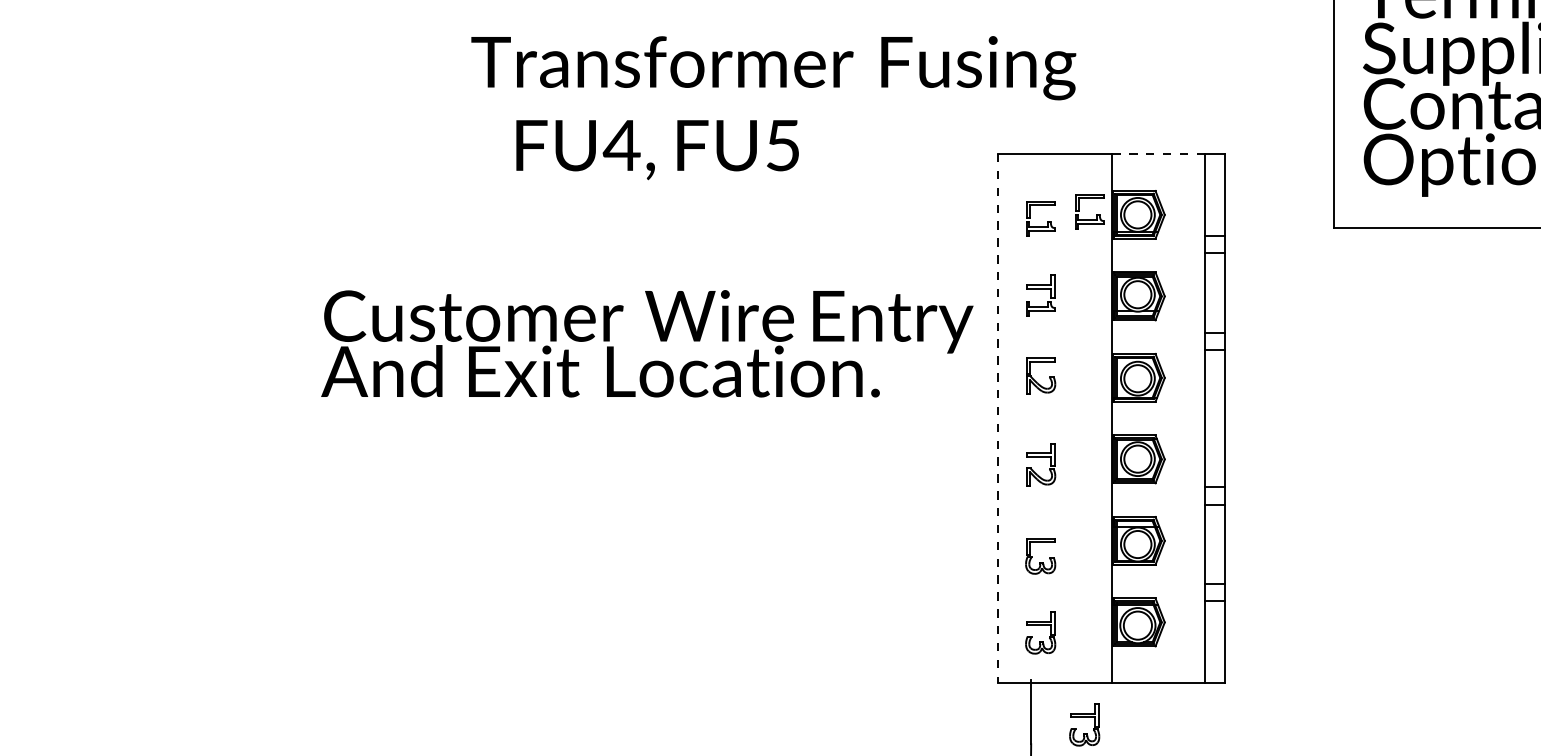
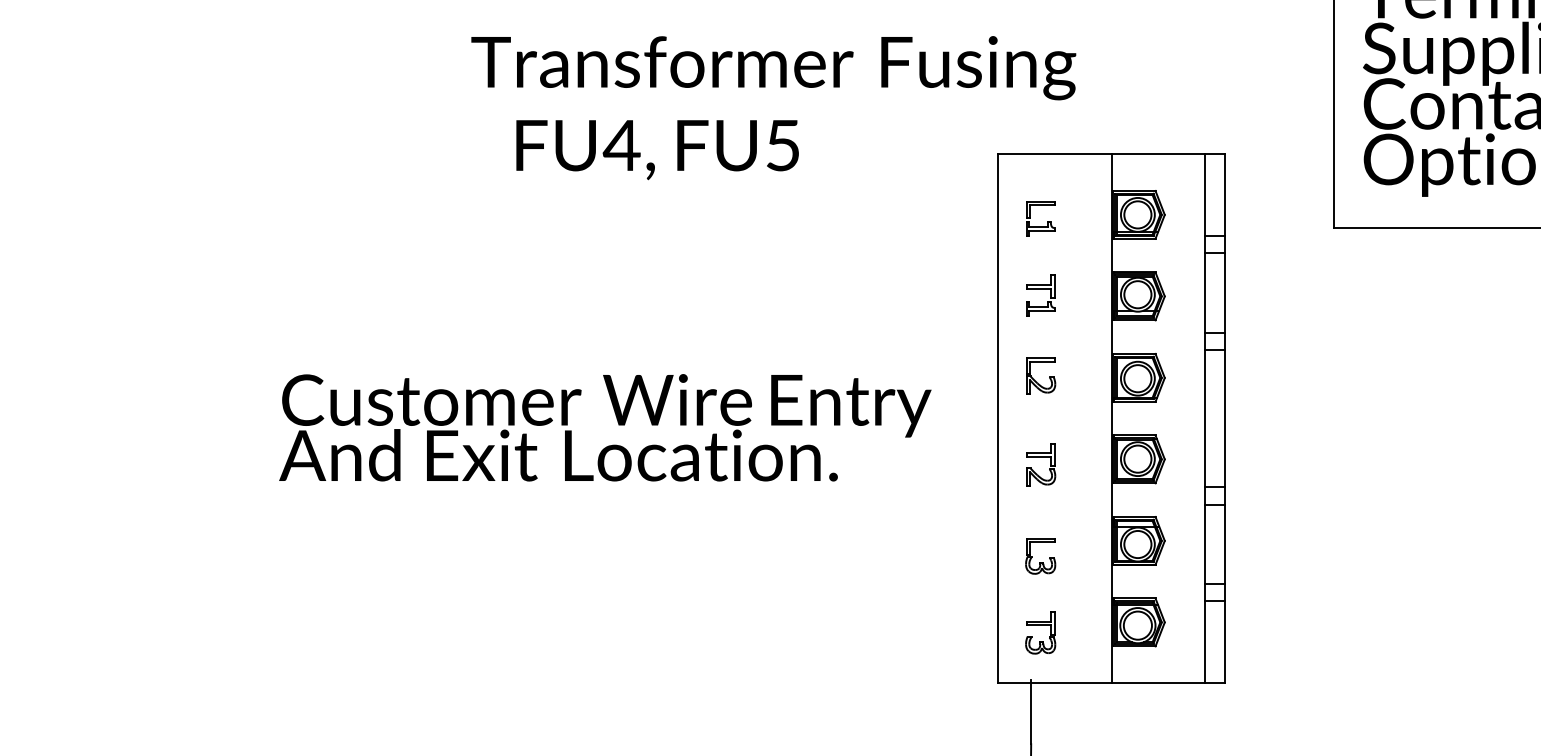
line: dashed -> solid (1158, 153)
part: present -> none (1096, 214)
text position: (647, 343) -> (605, 427) (605, 427)
line: dashed -> solid (998, 418)
part: present -> none (1084, 717)
